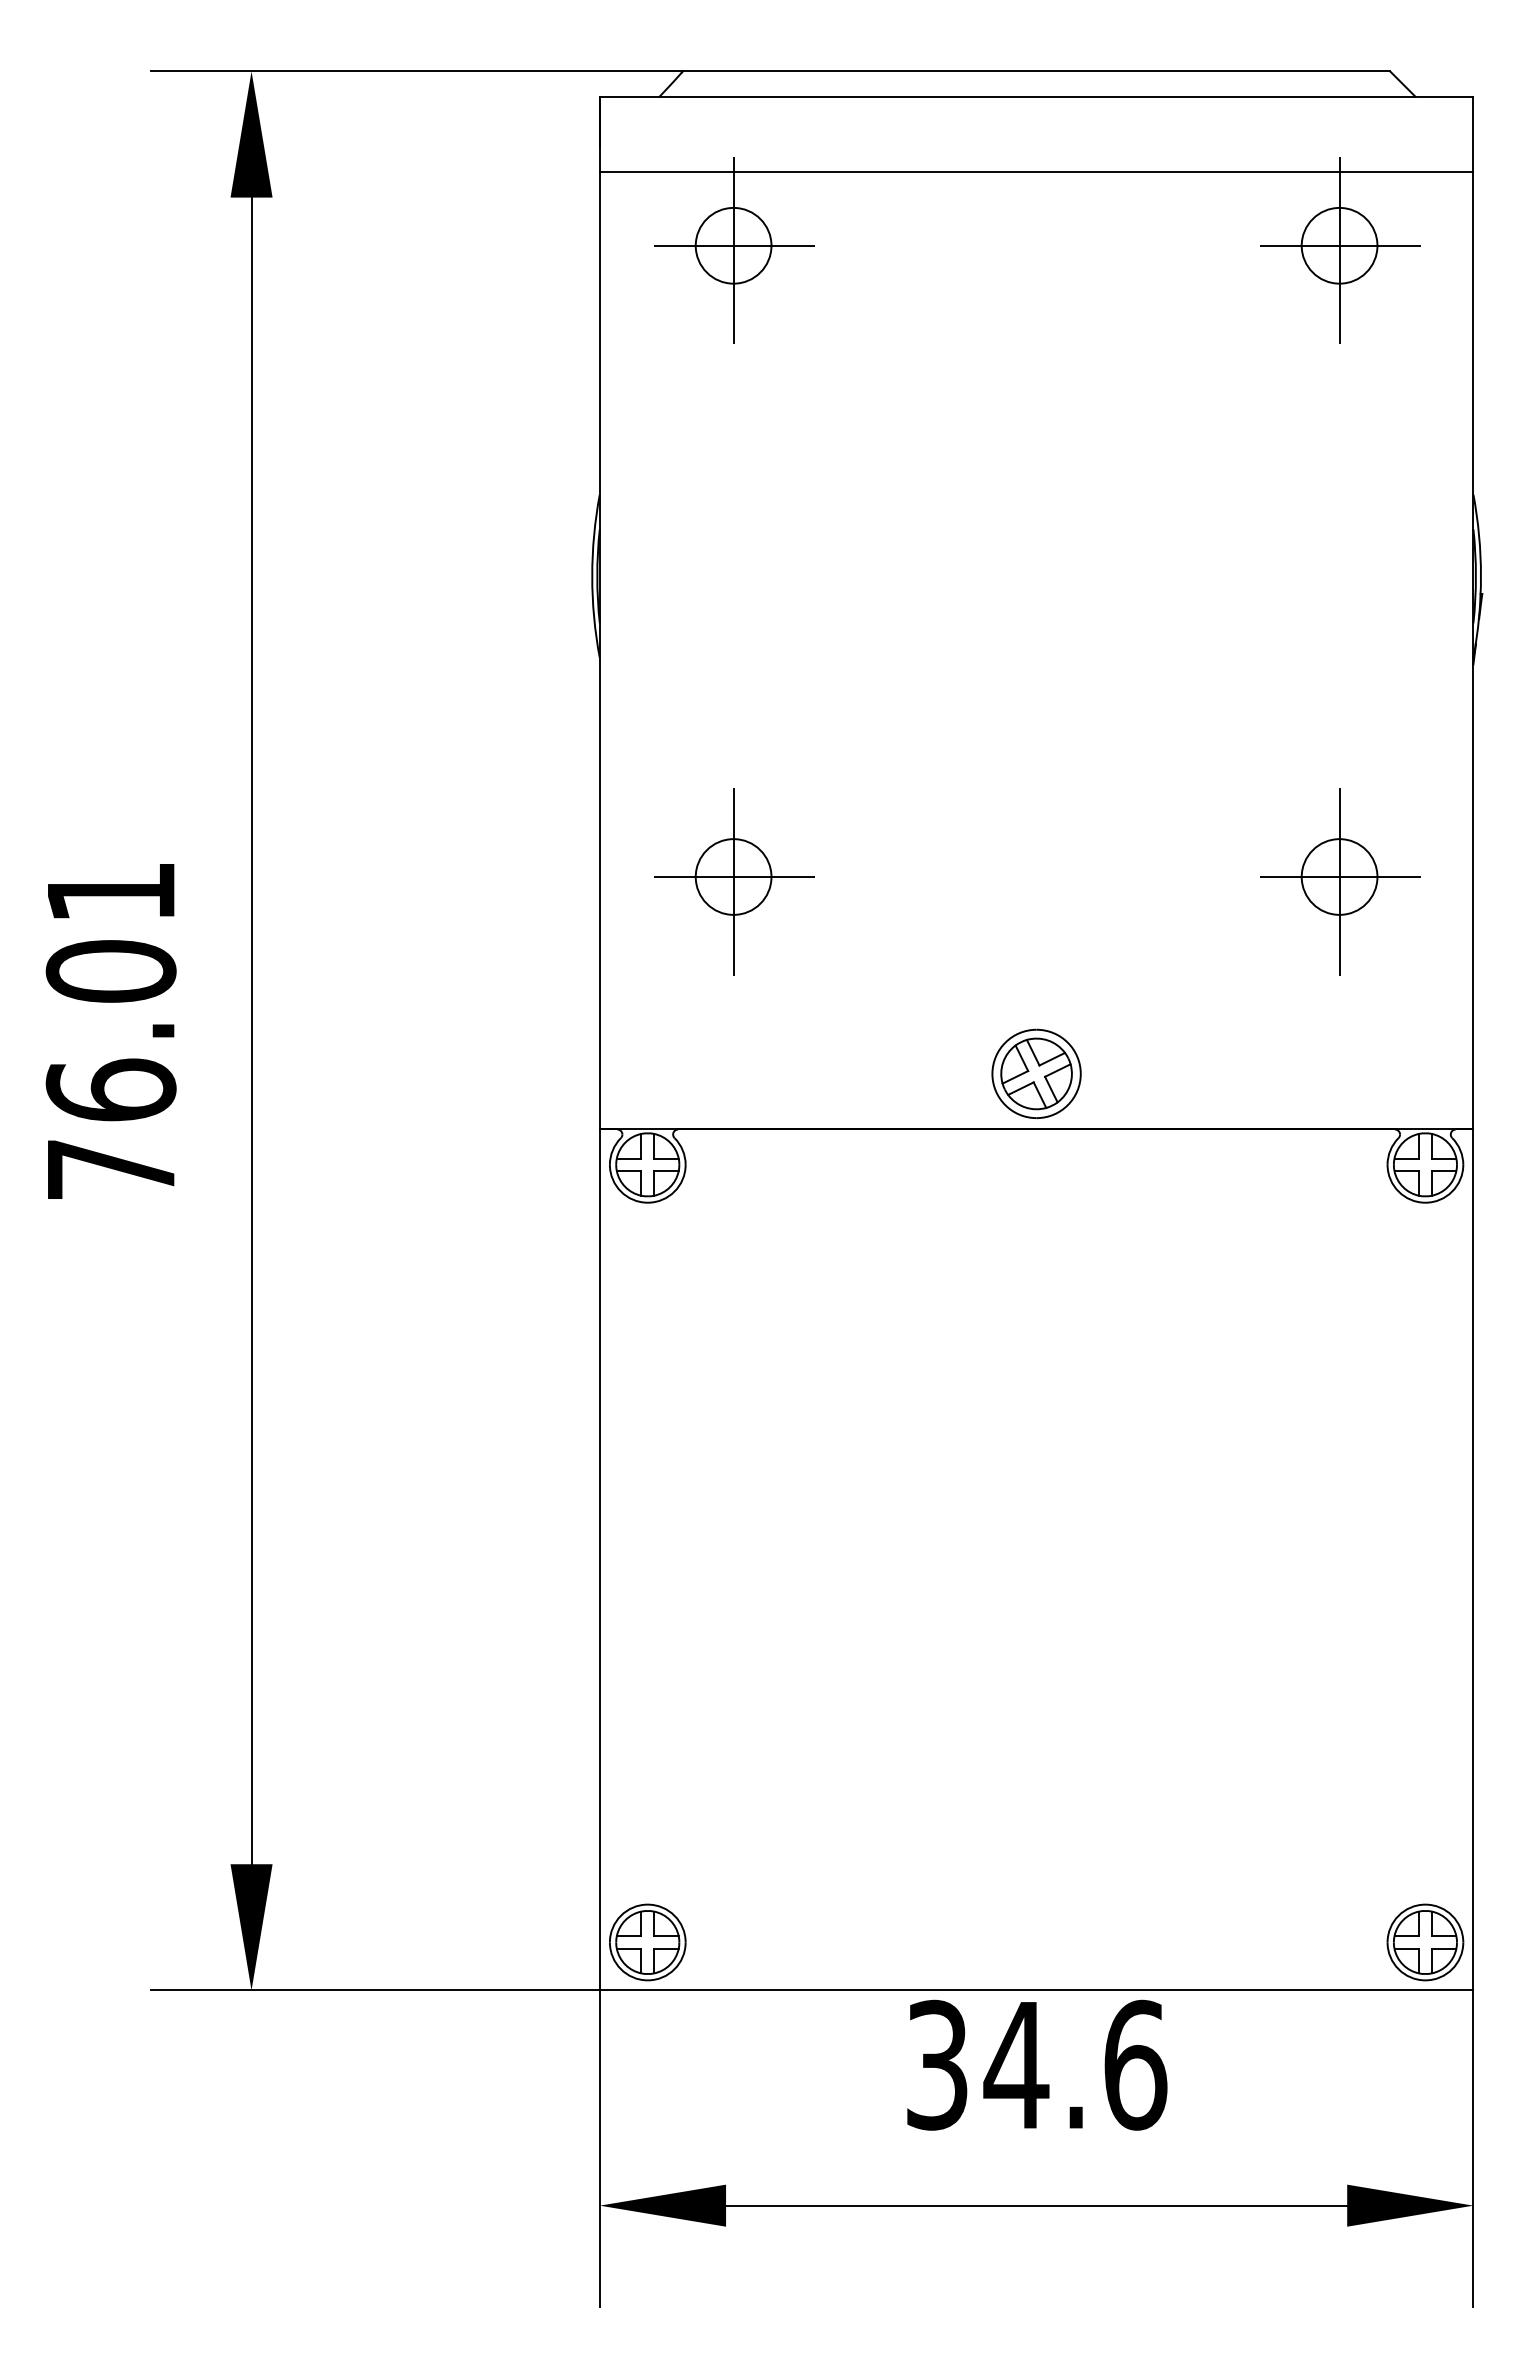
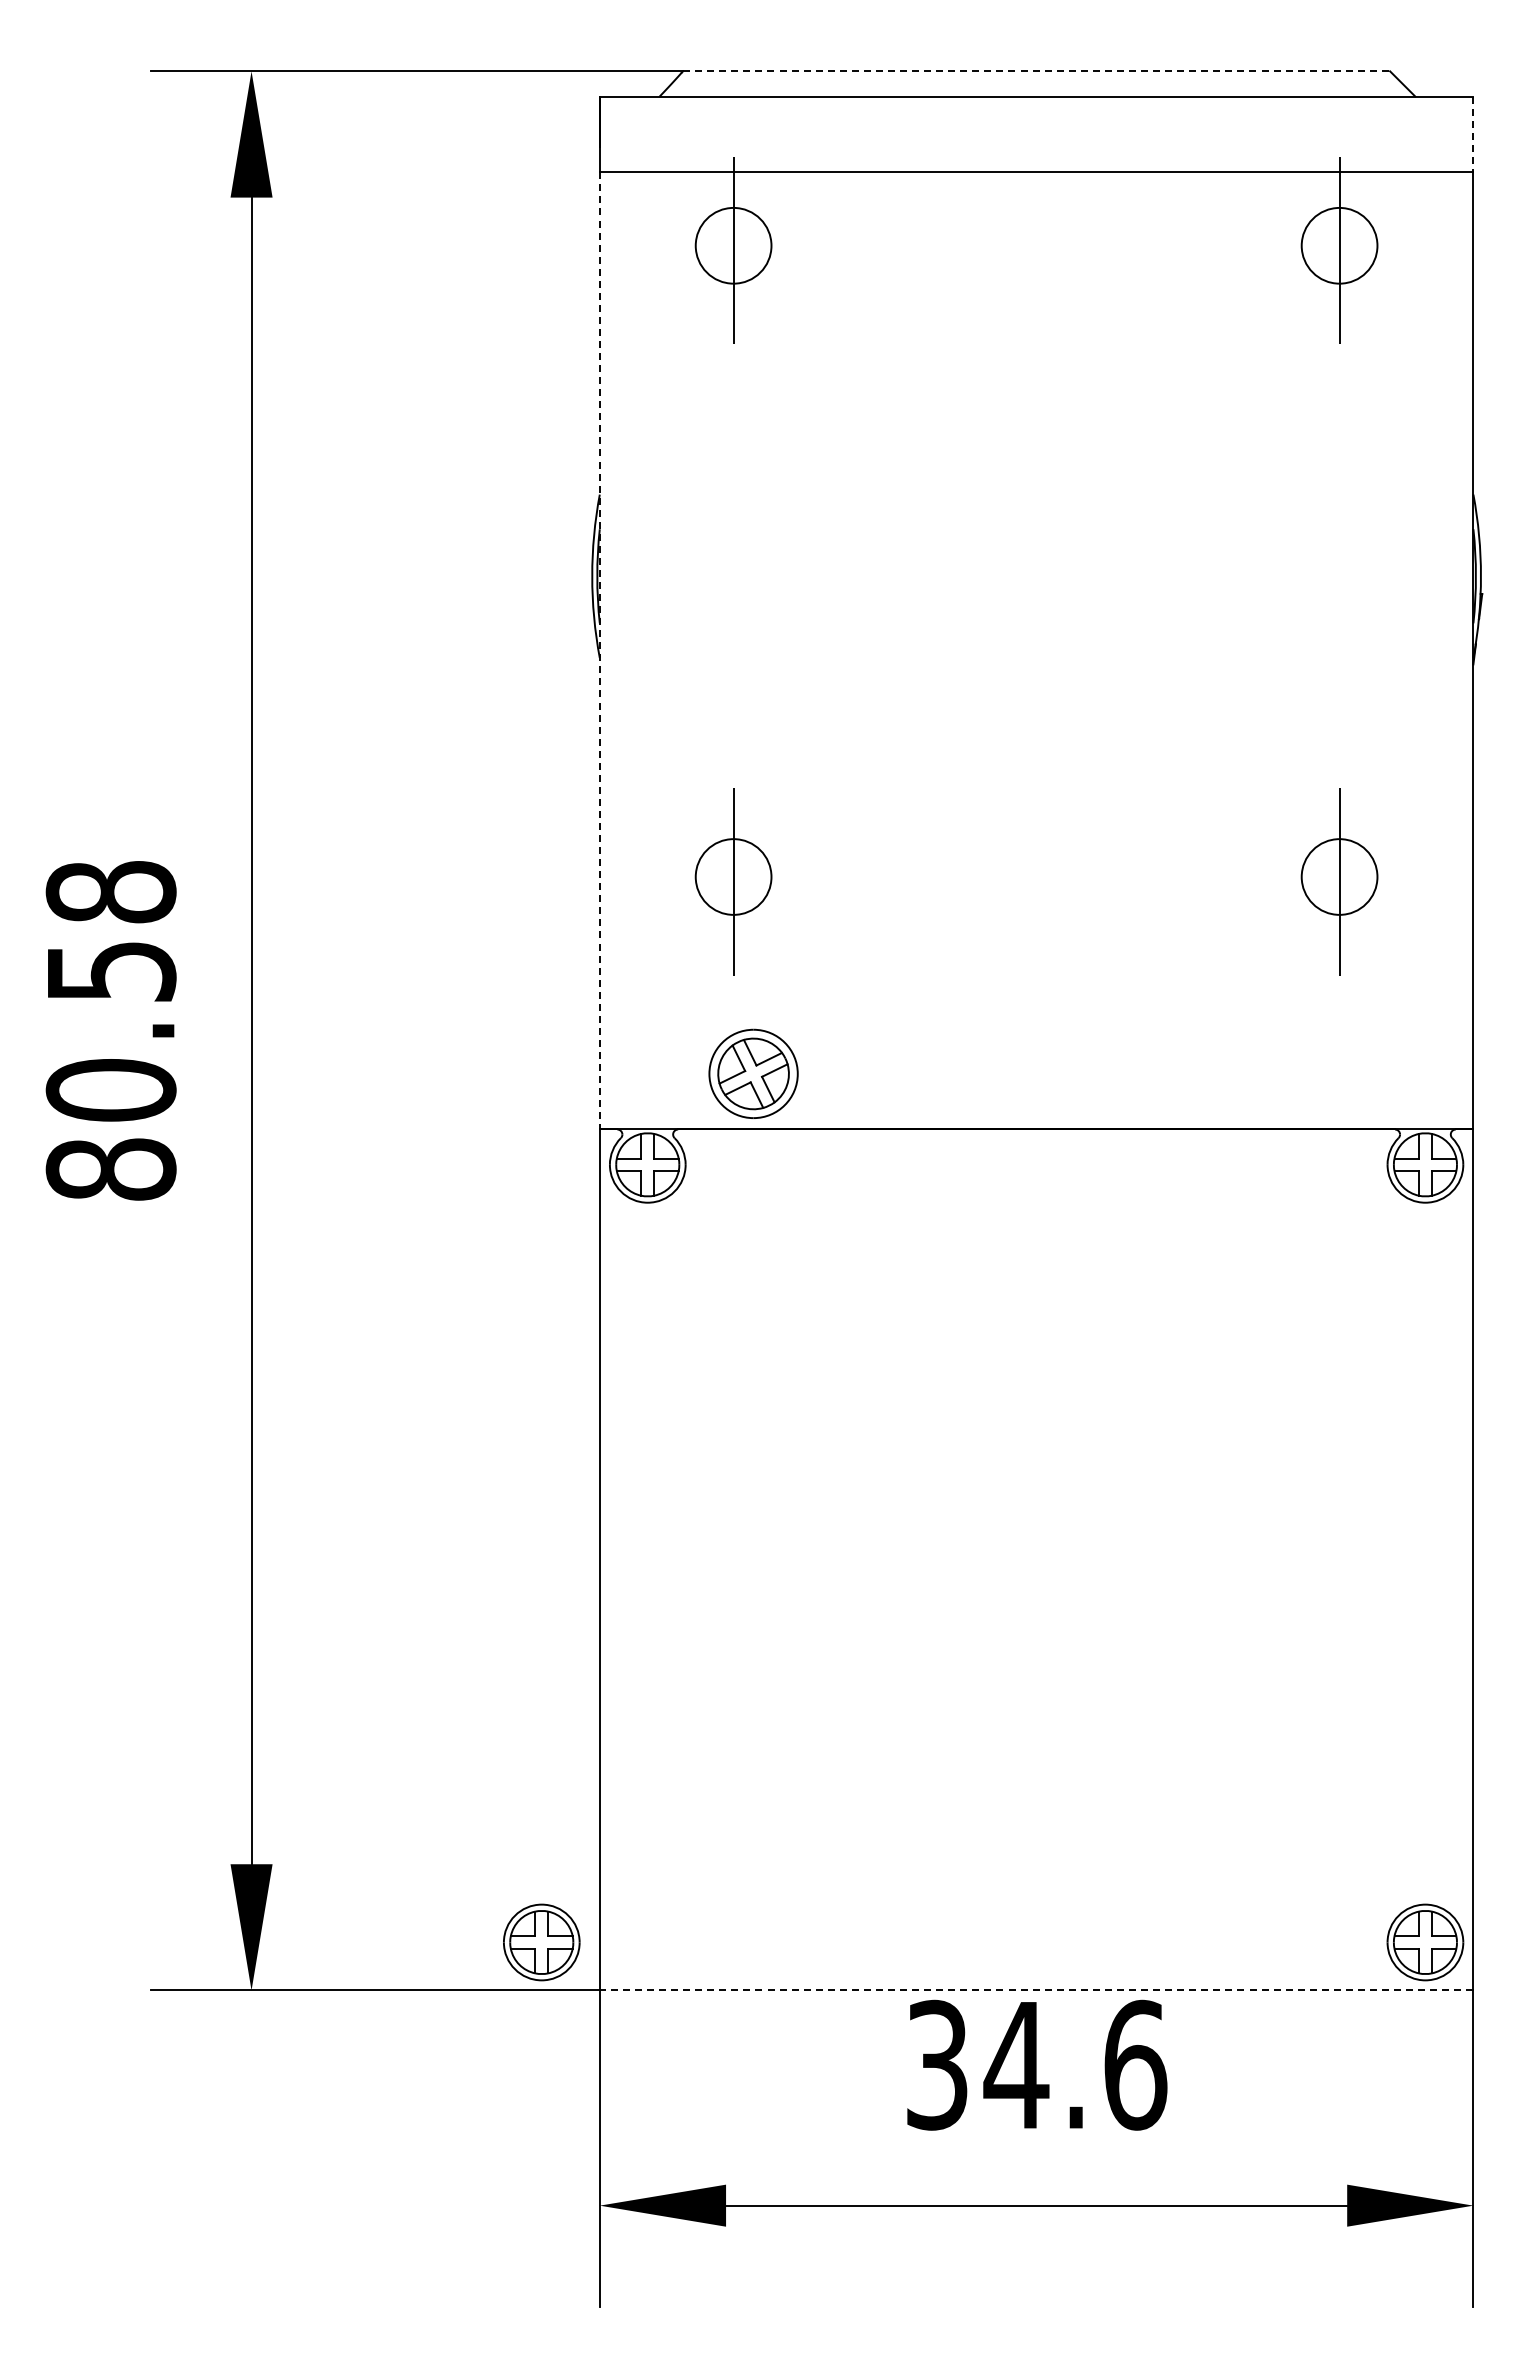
line: solid -> dashed (1037, 71)
line: solid -> dashed (1473, 134)
line: present -> none (733, 245)
line: present -> none (1339, 245)
line: solid -> dashed (599, 650)
line: present -> none (733, 877)
line: present -> none (1339, 877)
text: 76.01 -> 80.58 (110, 1030)
part position: (1036, 1073) -> (753, 1073) (753, 1073)
part position: (647, 1942) -> (541, 1942) (541, 1942)
line: solid -> dashed (1036, 1990)
